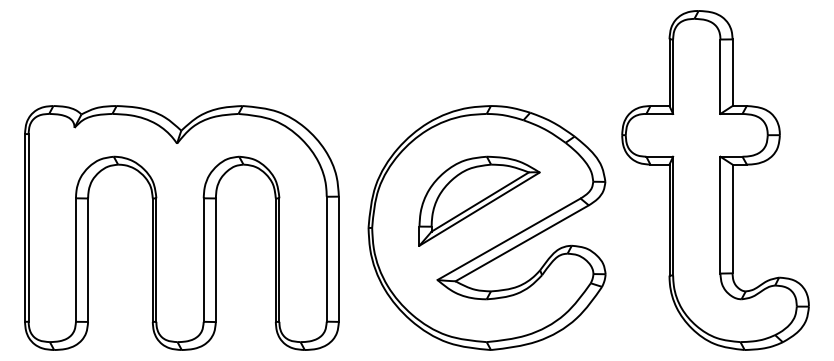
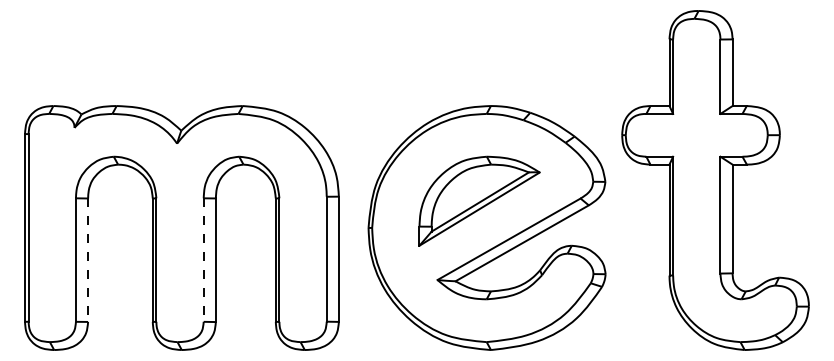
line: solid -> dashed (88, 260)
line: solid -> dashed (203, 260)
